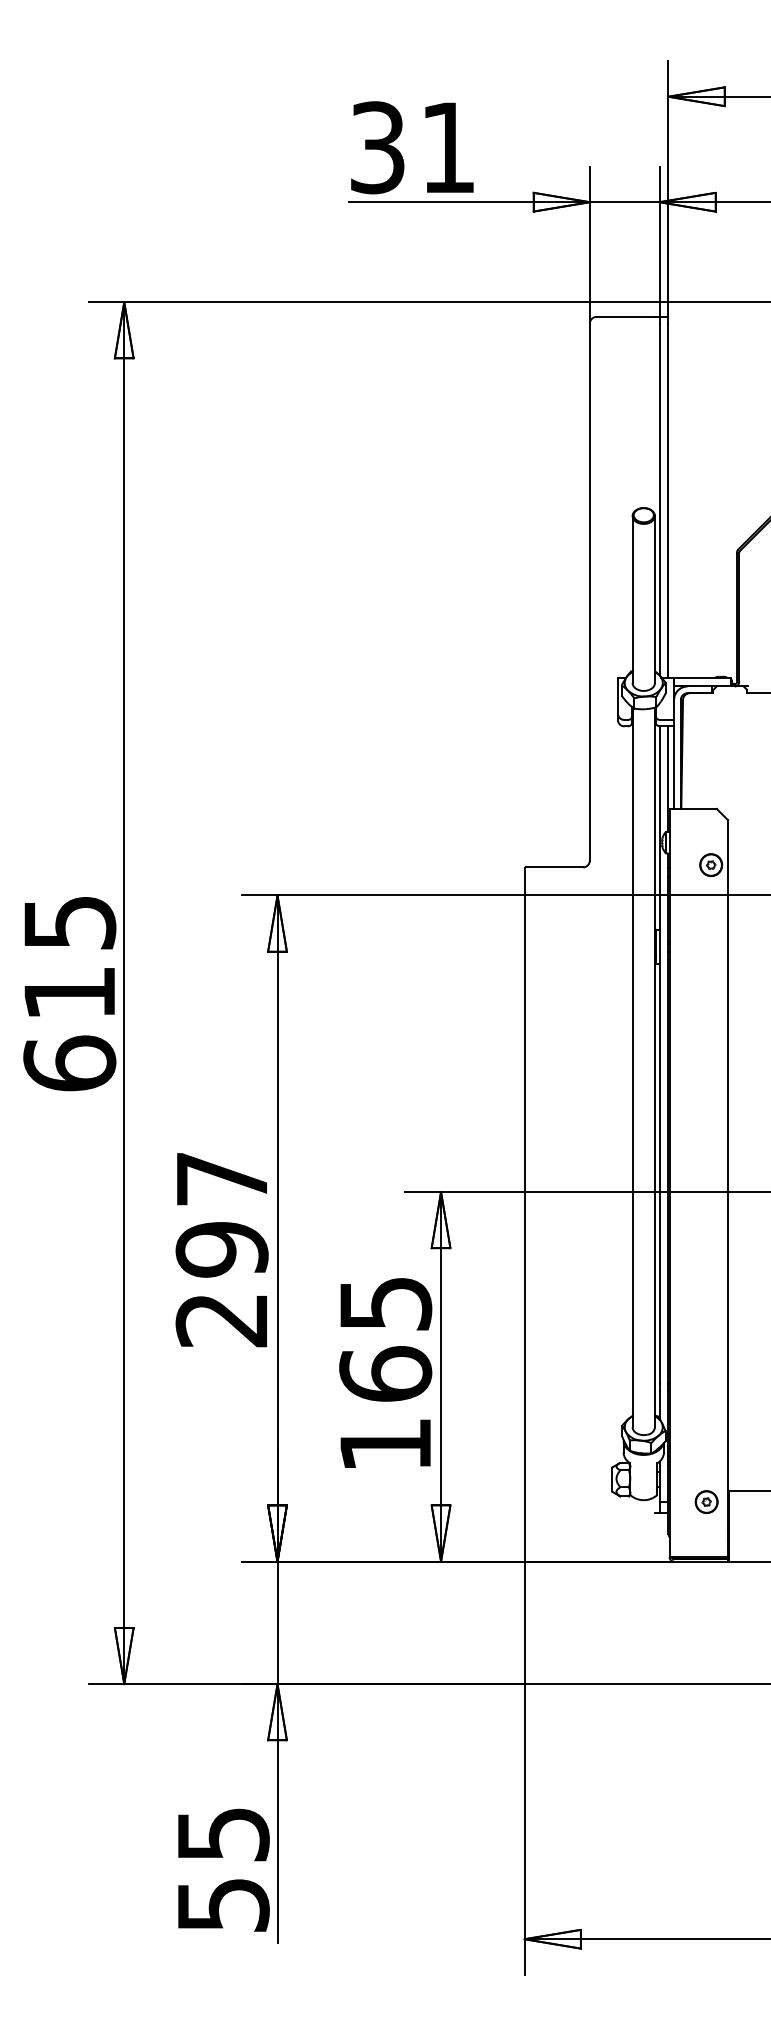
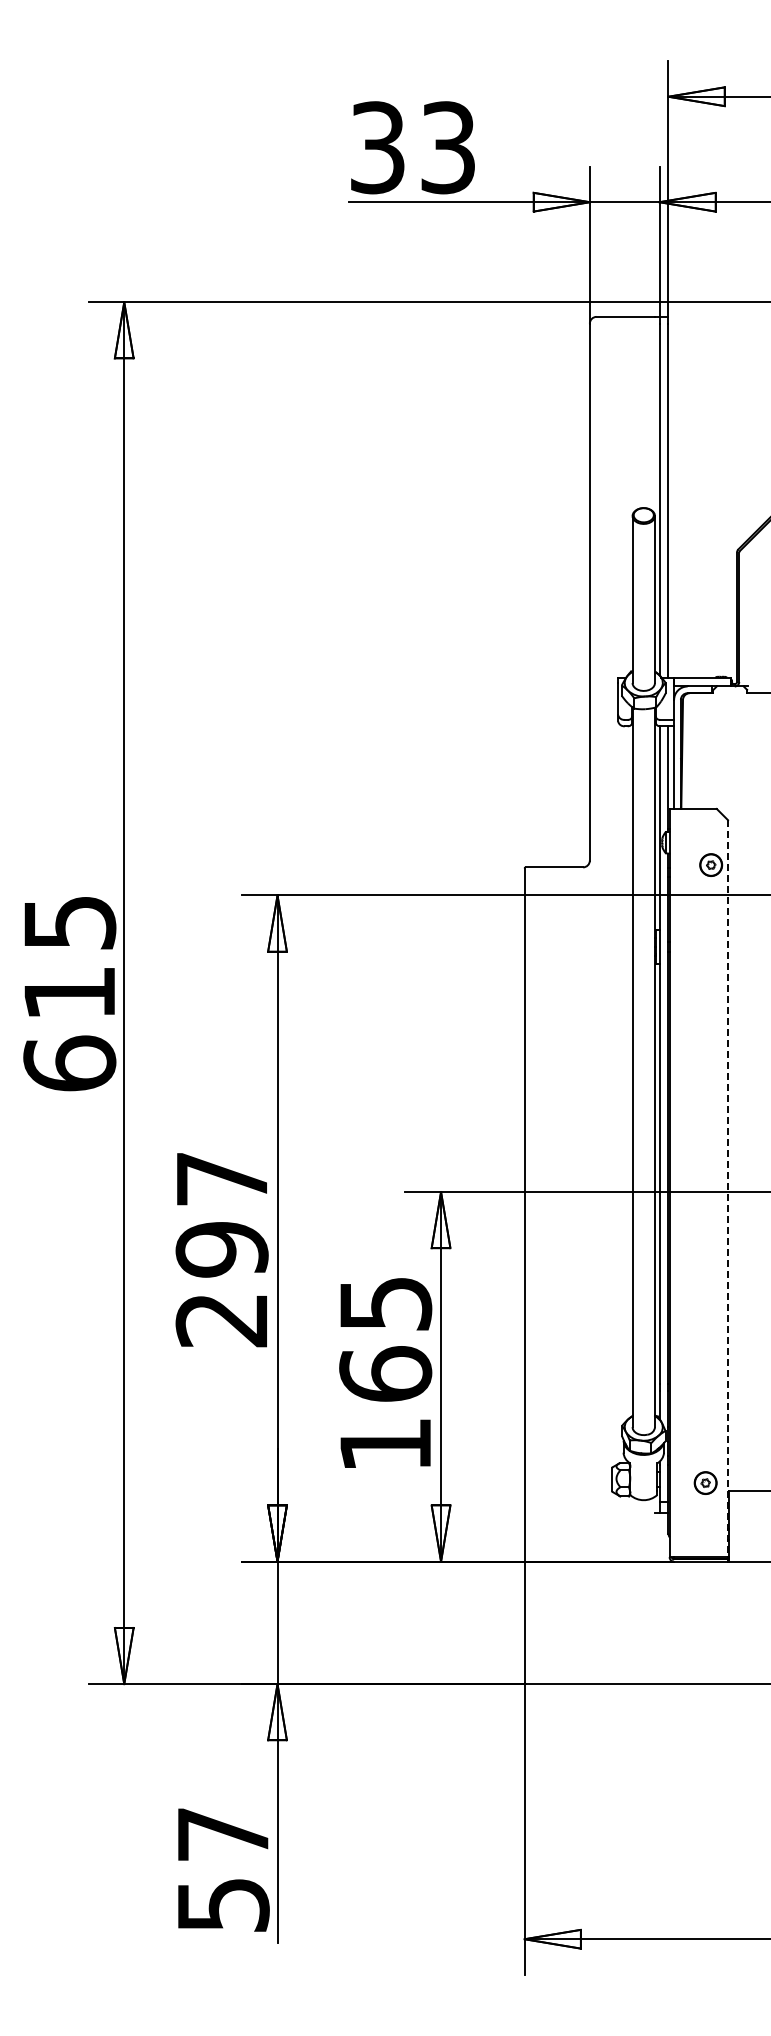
text: 31 -> 33 (447, 147)
line: solid -> dashed (728, 1189)
part position: (706, 1501) -> (705, 1482) (705, 1482)
text: 55 -> 57 (223, 1834)
